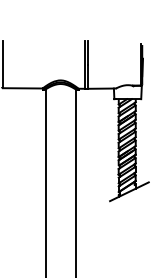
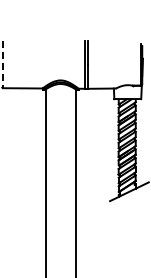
line: solid -> dashed (3, 65)
